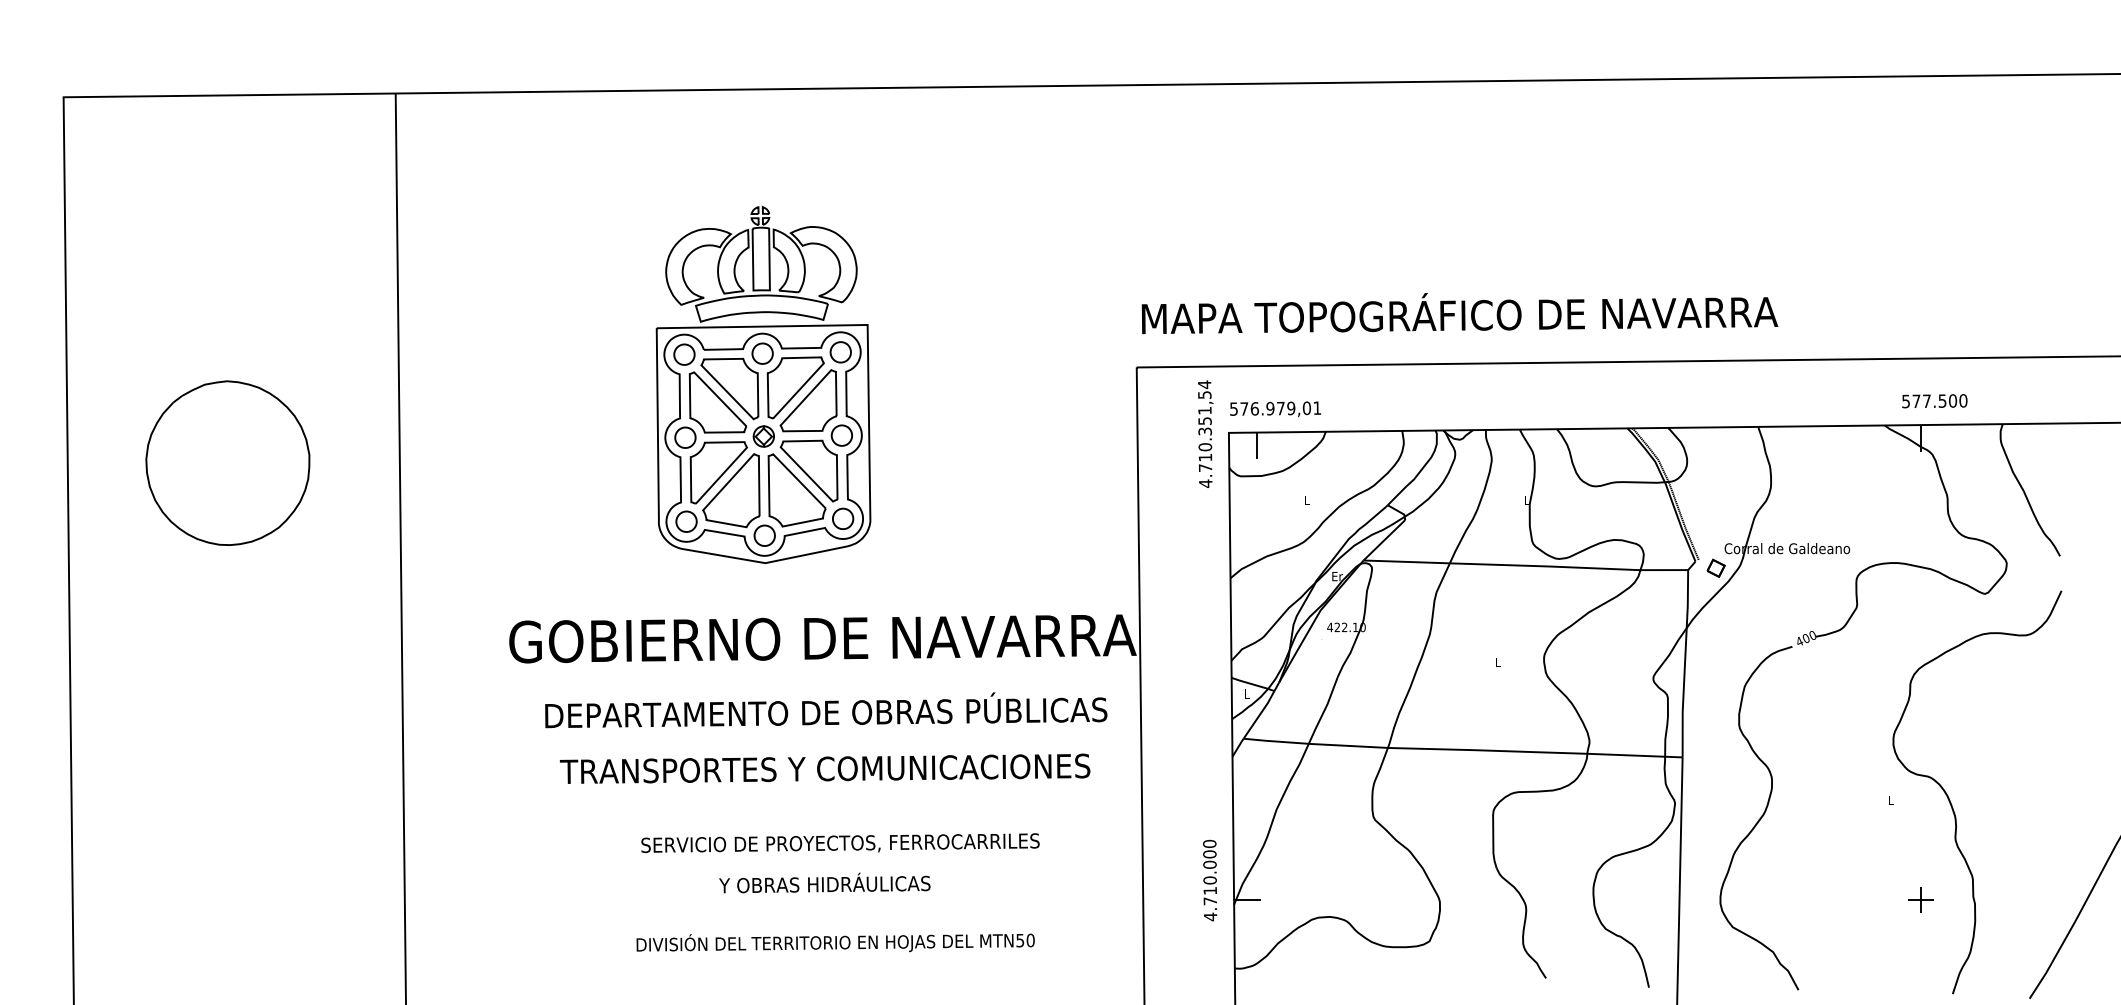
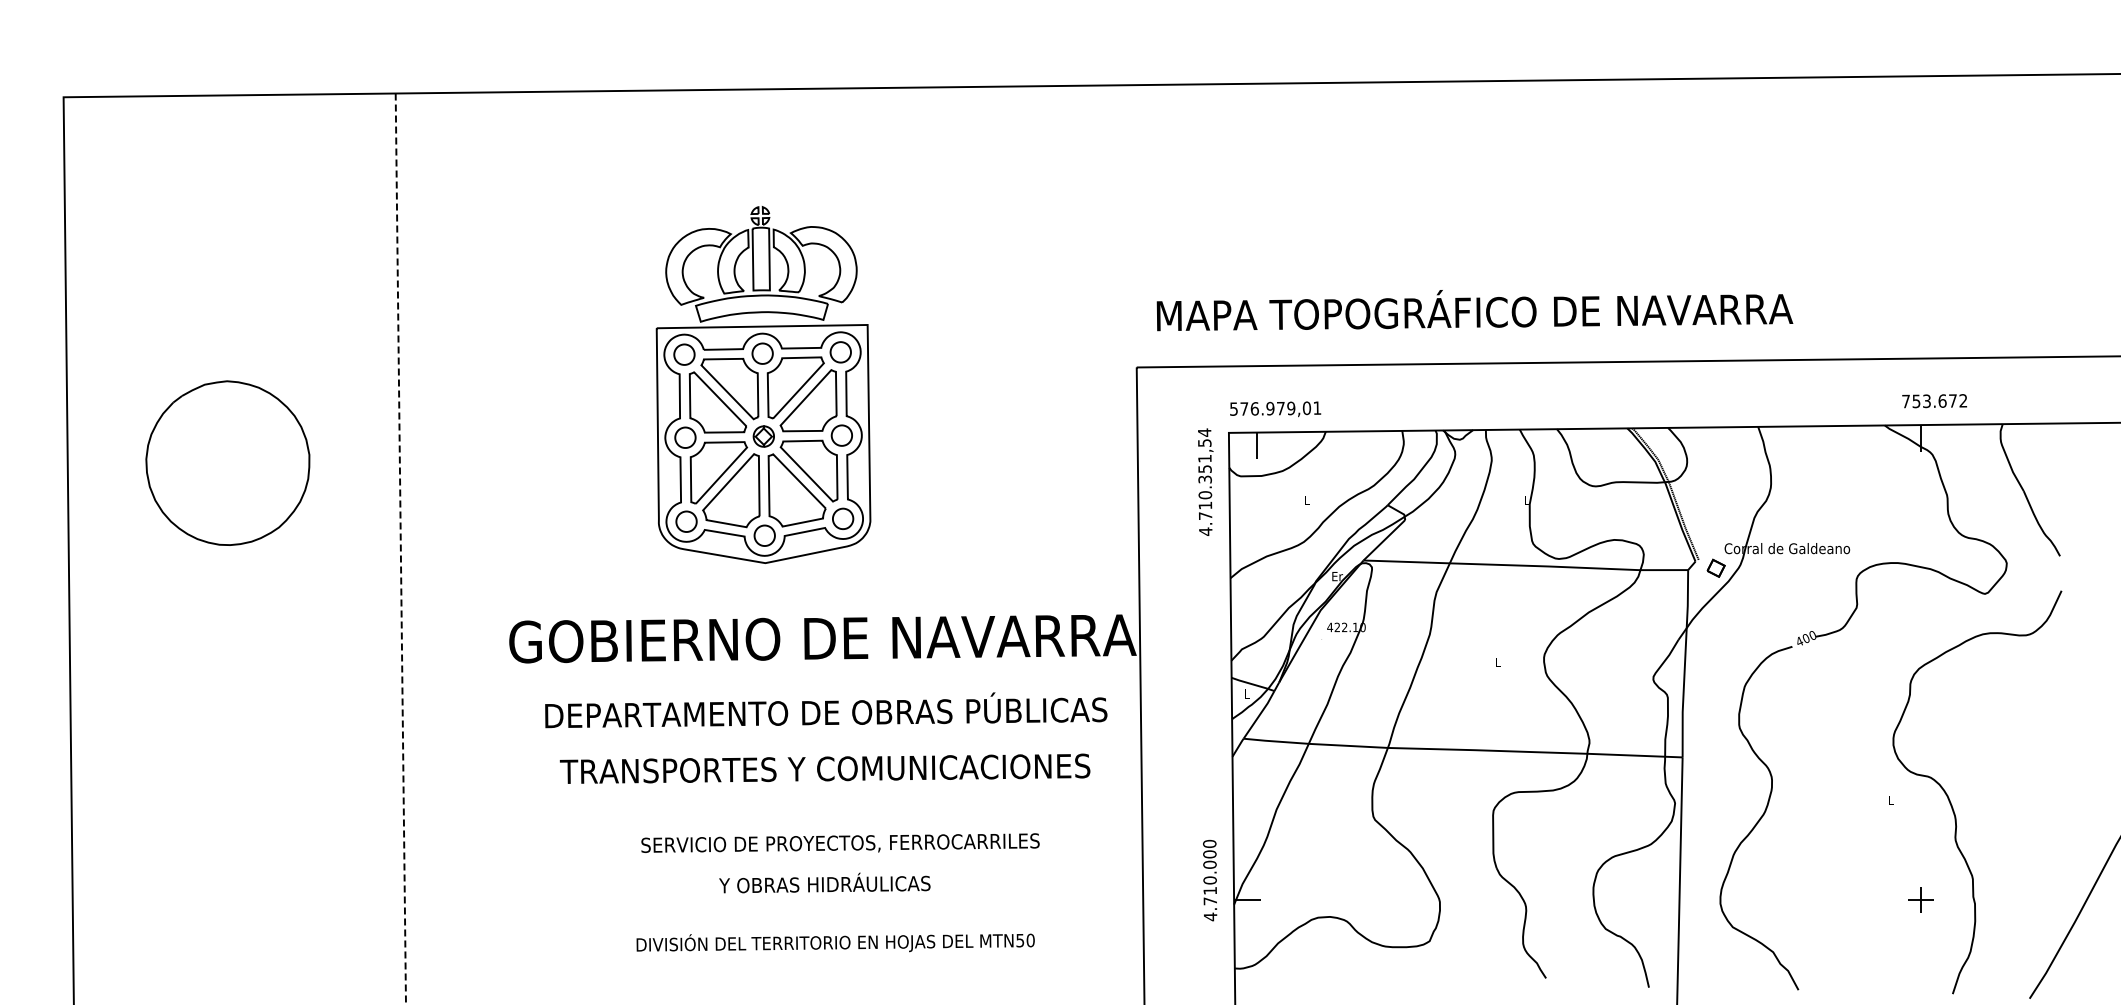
text position: (1459, 313) -> (1474, 310) (1474, 310)
text: 577.500 -> 753.672 (1934, 401)
text position: (1205, 433) -> (1205, 481) (1205, 481)
line: solid -> dashed (400, 549)
